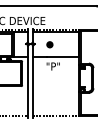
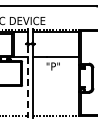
part: present -> none (49, 44)
line: solid -> dashed (27, 82)
